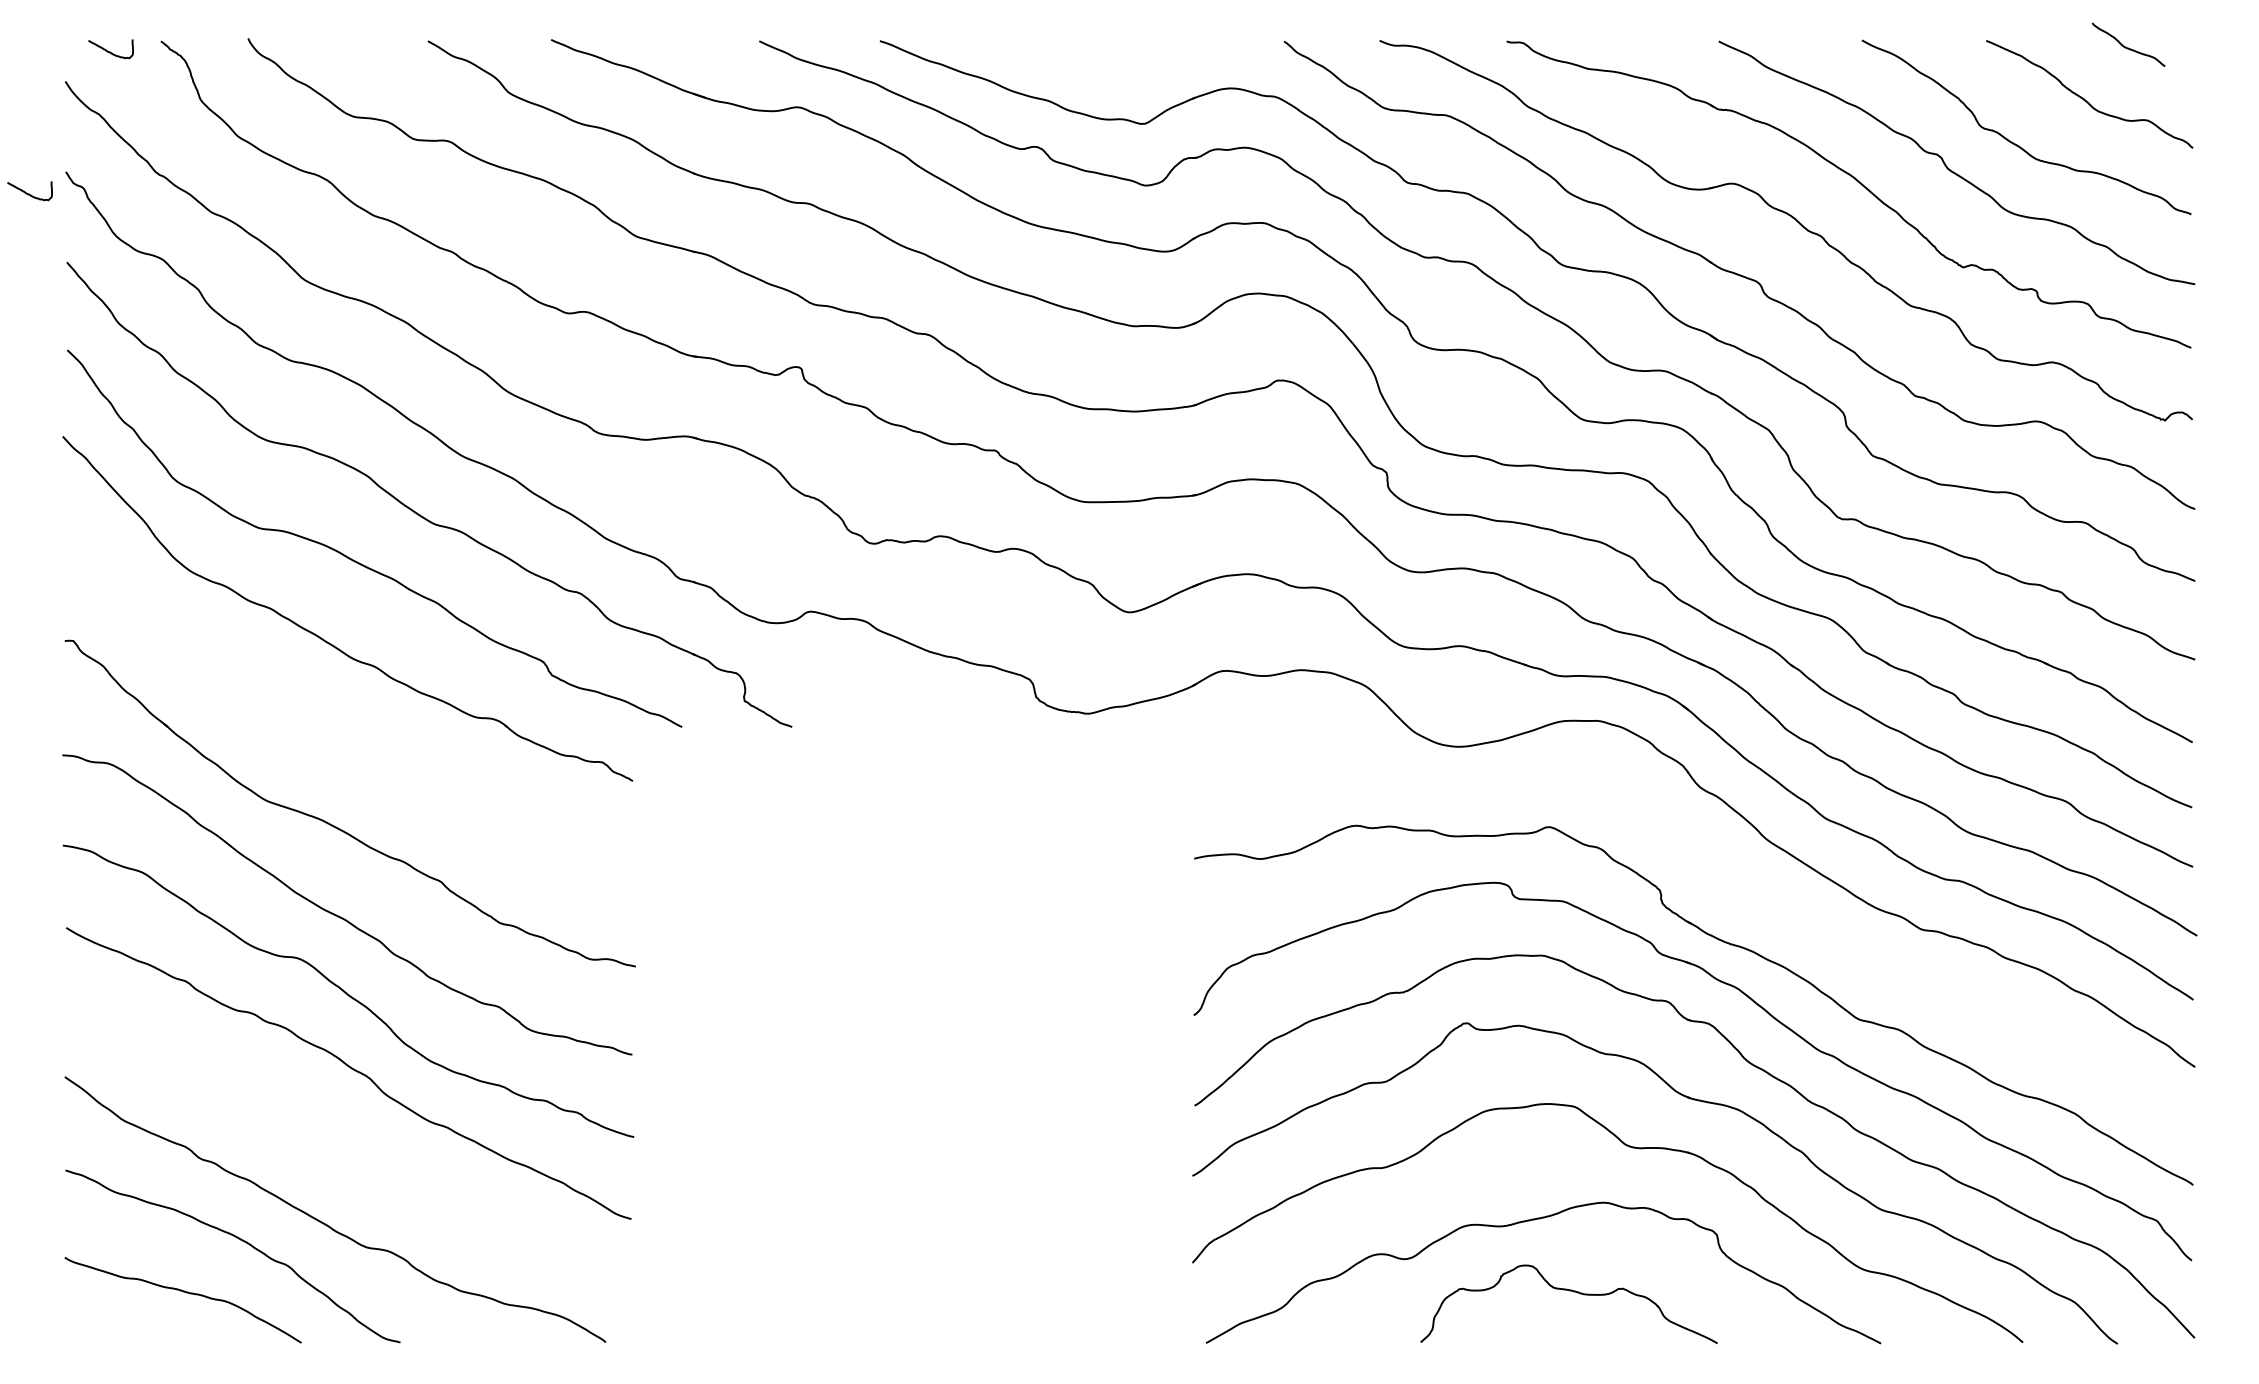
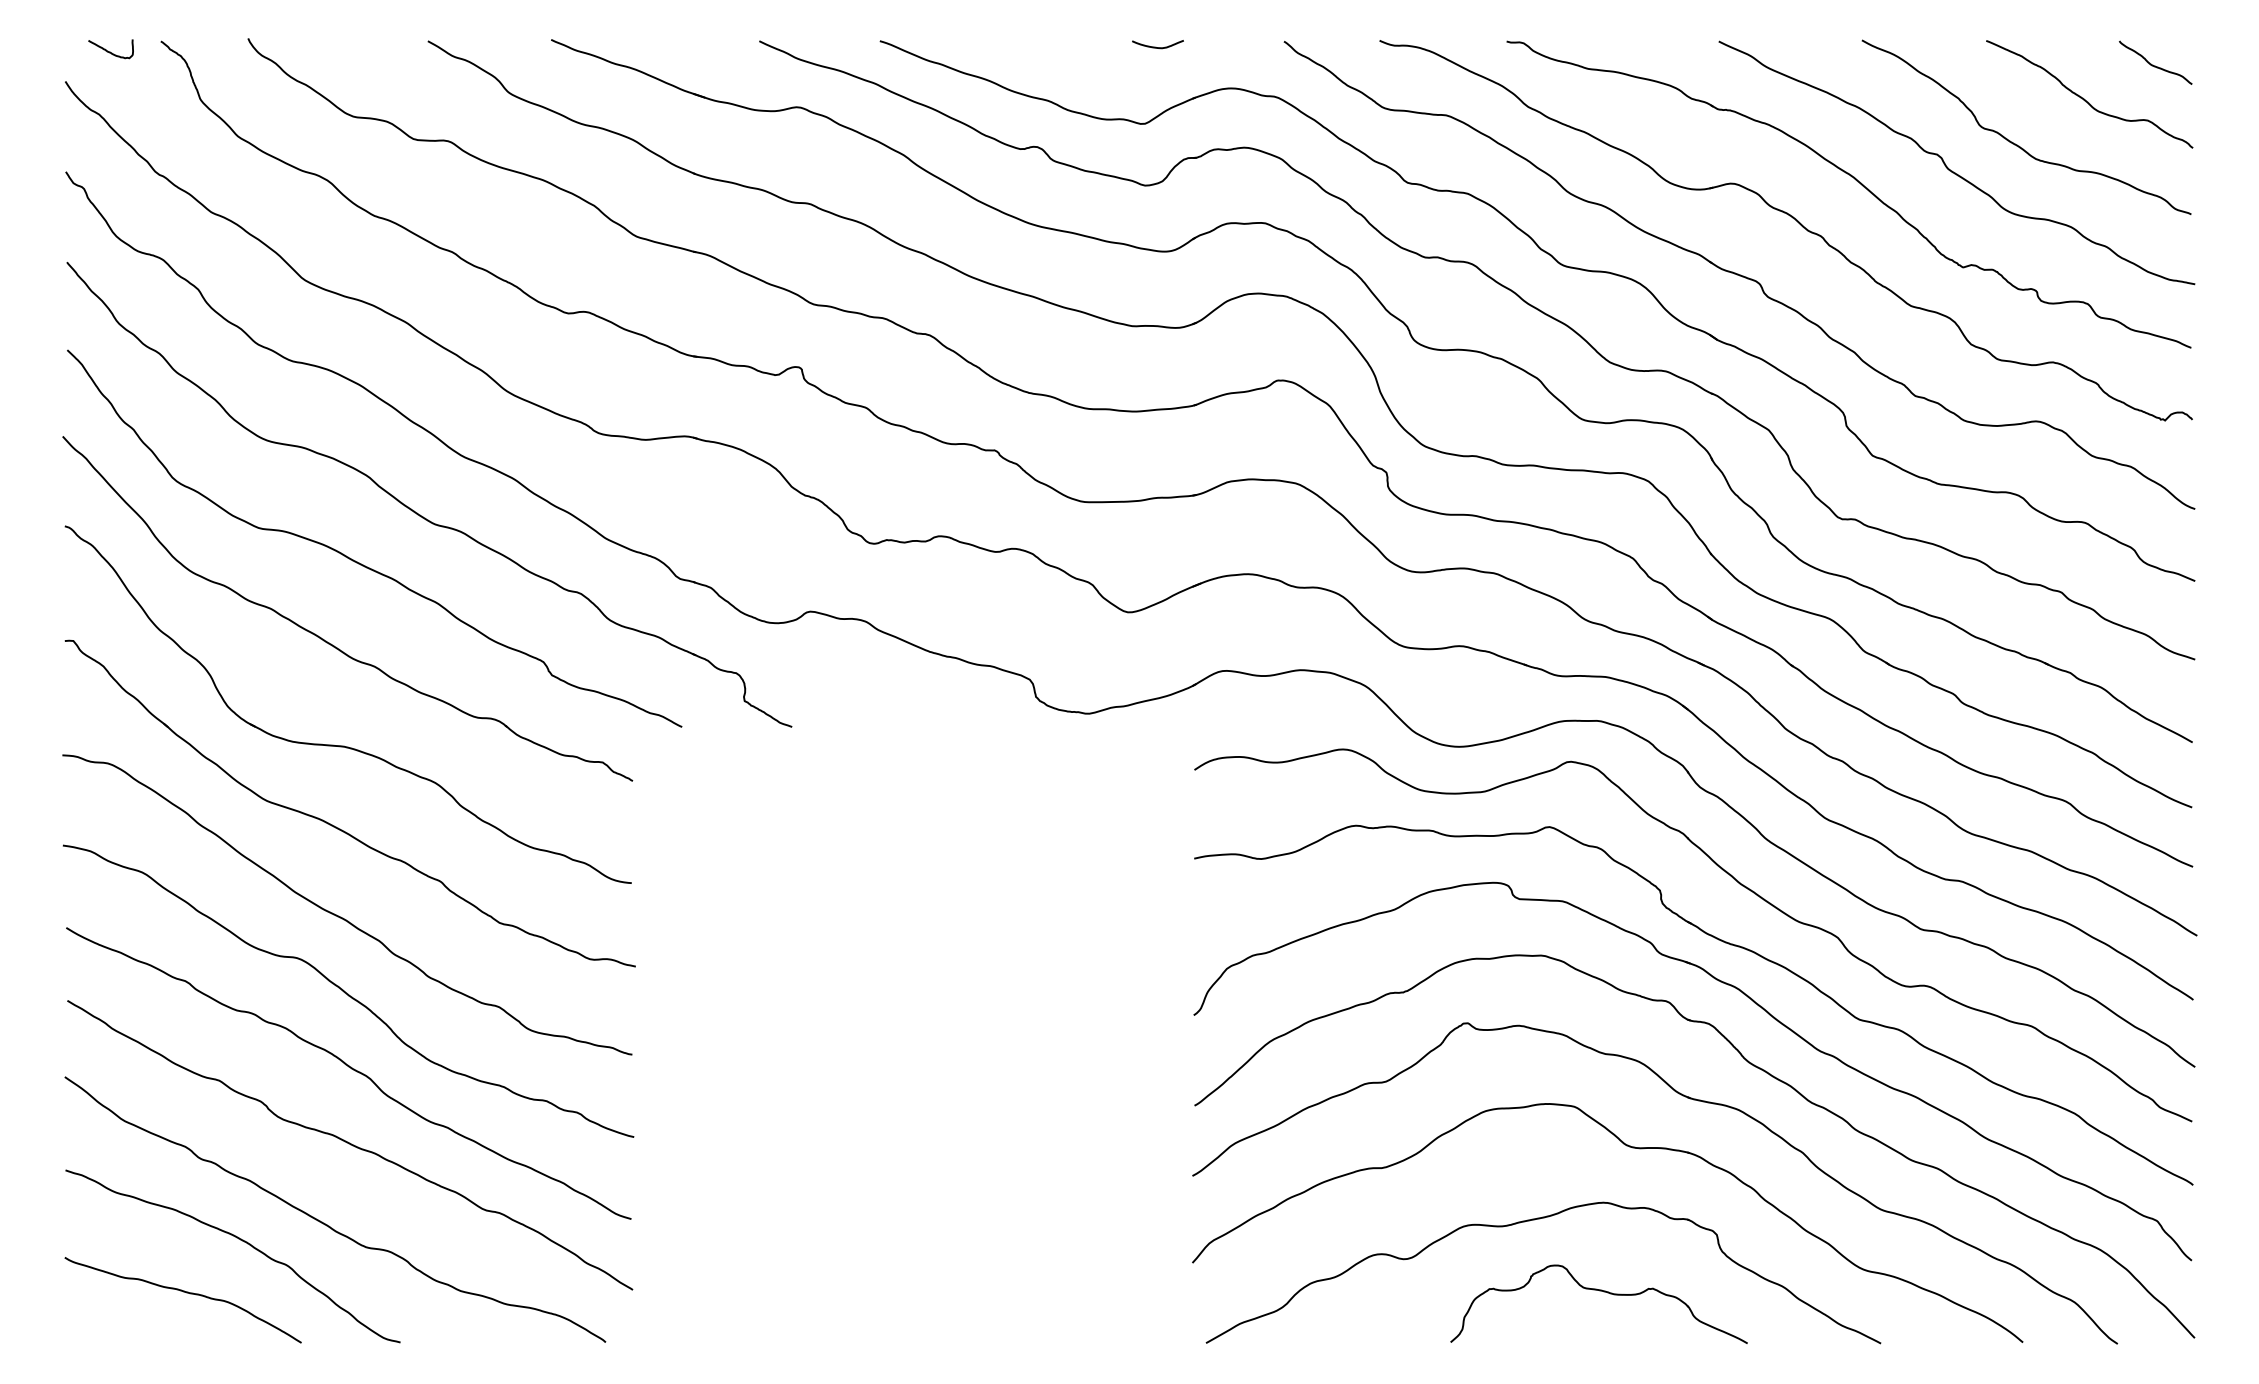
curve: none -> present (1155, 46)
curve position: (2126, 46) -> (2153, 64) (2153, 64)
curve: present -> none (29, 193)
part: none -> present (344, 745)
part: none -> present (1739, 884)
curve: none -> present (350, 1145)
part position: (1569, 1291) -> (1599, 1291) (1599, 1291)
